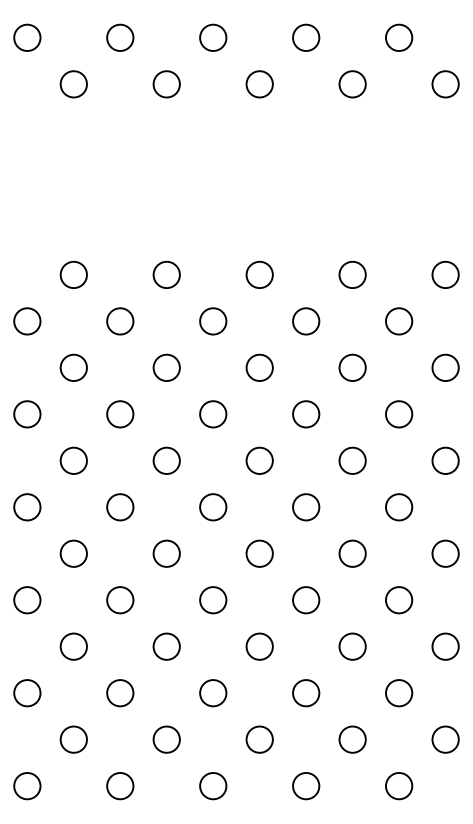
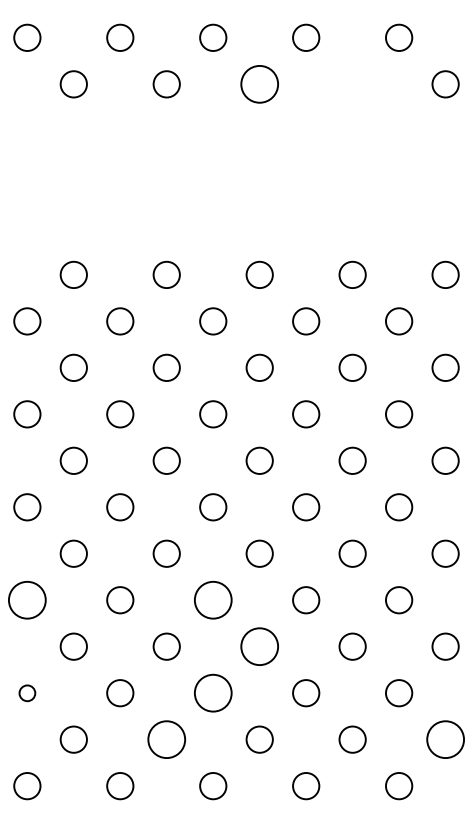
circle diameter: 26 px -> 37 px (259, 83)
circle: present -> none (352, 84)
circle diameter: 26 px -> 37 px (26, 599)
circle diameter: 26 px -> 37 px (212, 599)
circle diameter: 26 px -> 37 px (259, 646)
circle size: 29x29 px -> 19x19 px (27, 693)
circle diameter: 26 px -> 37 px (212, 692)
circle diameter: 26 px -> 37 px (166, 739)
circle diameter: 26 px -> 37 px (445, 739)
